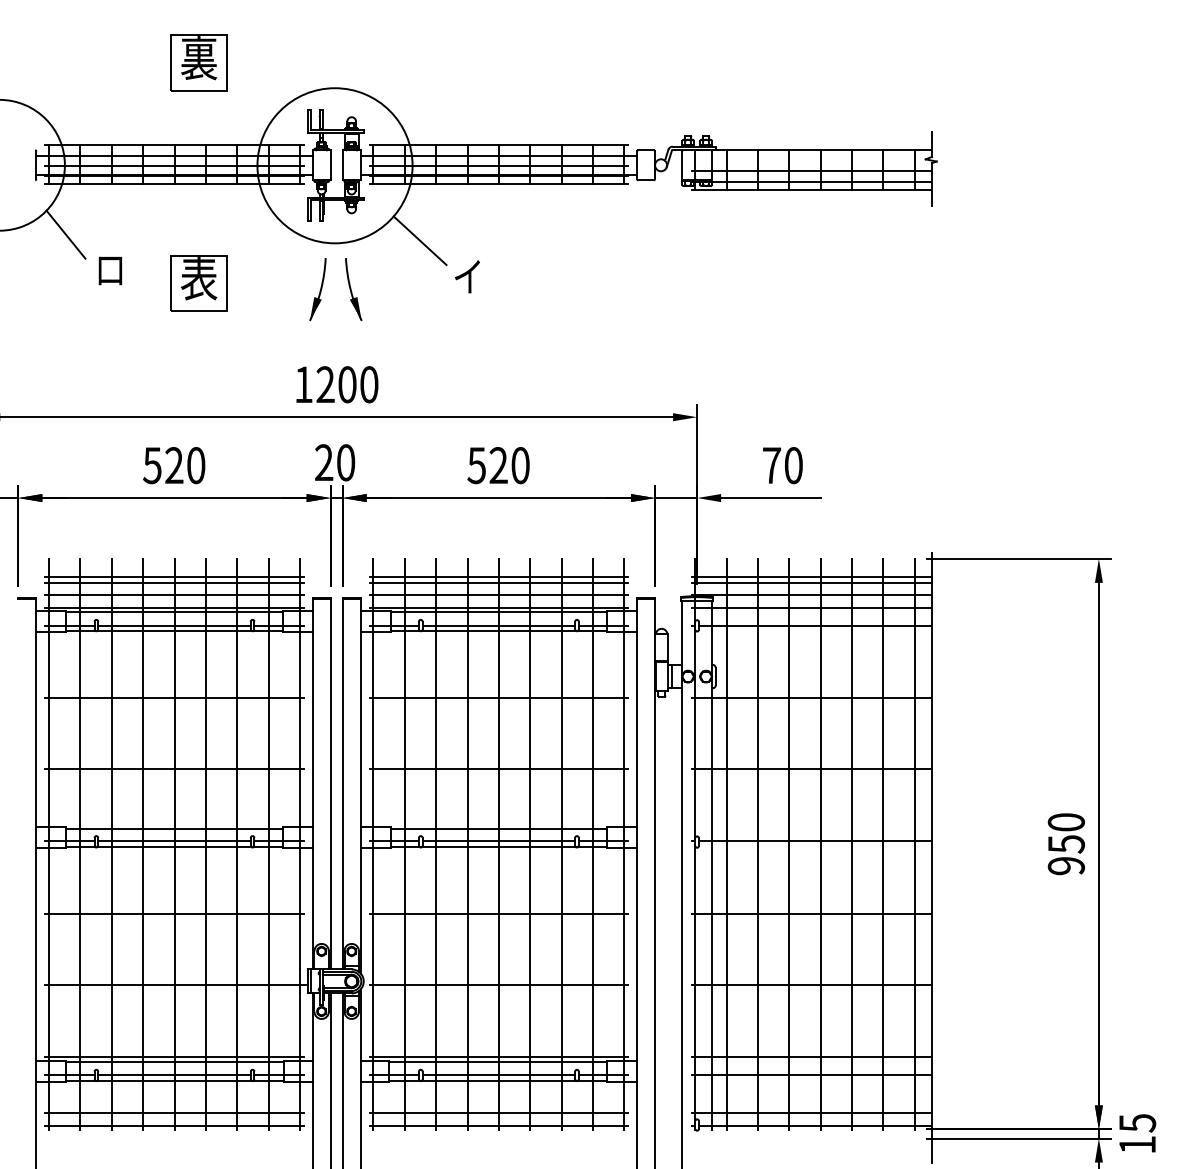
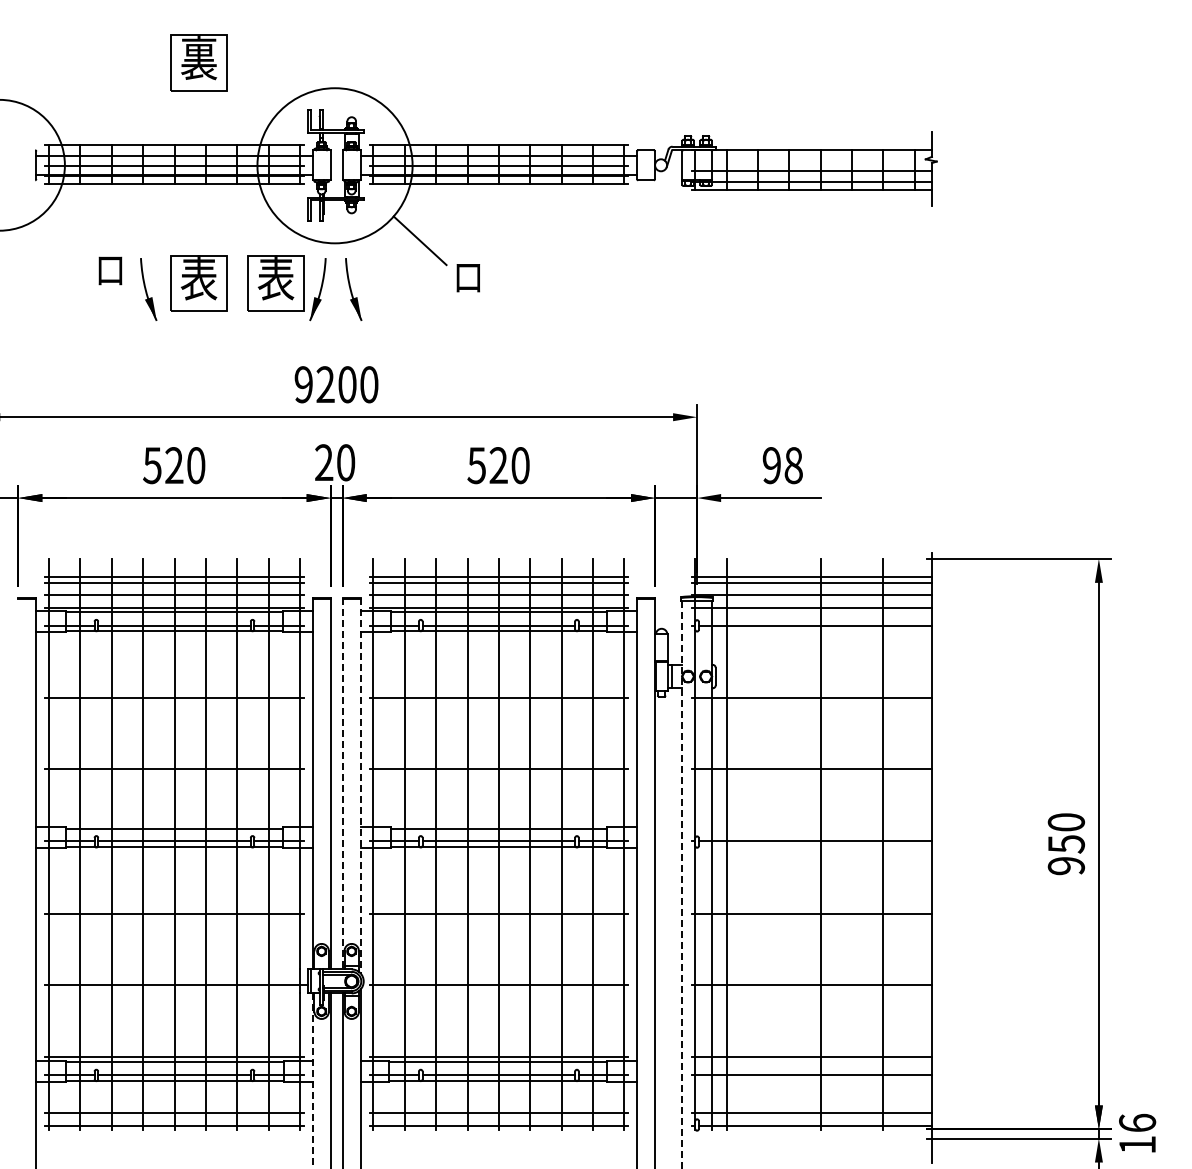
line: present -> none (65, 234)
text: イ -> ロ (467, 276)
part: none -> present (275, 283)
part: none -> present (148, 289)
text: 1200 -> 9200 (303, 384)
text: 70 -> 98 (782, 465)
line: solid -> dashed (342, 783)
line: solid -> dashed (360, 785)
line: present -> none (758, 843)
line: present -> none (789, 843)
line: present -> none (852, 843)
line: present -> none (914, 843)
line: solid -> dashed (682, 885)
line: solid -> dashed (312, 1081)
text: 15 -> 16 (1137, 1122)
